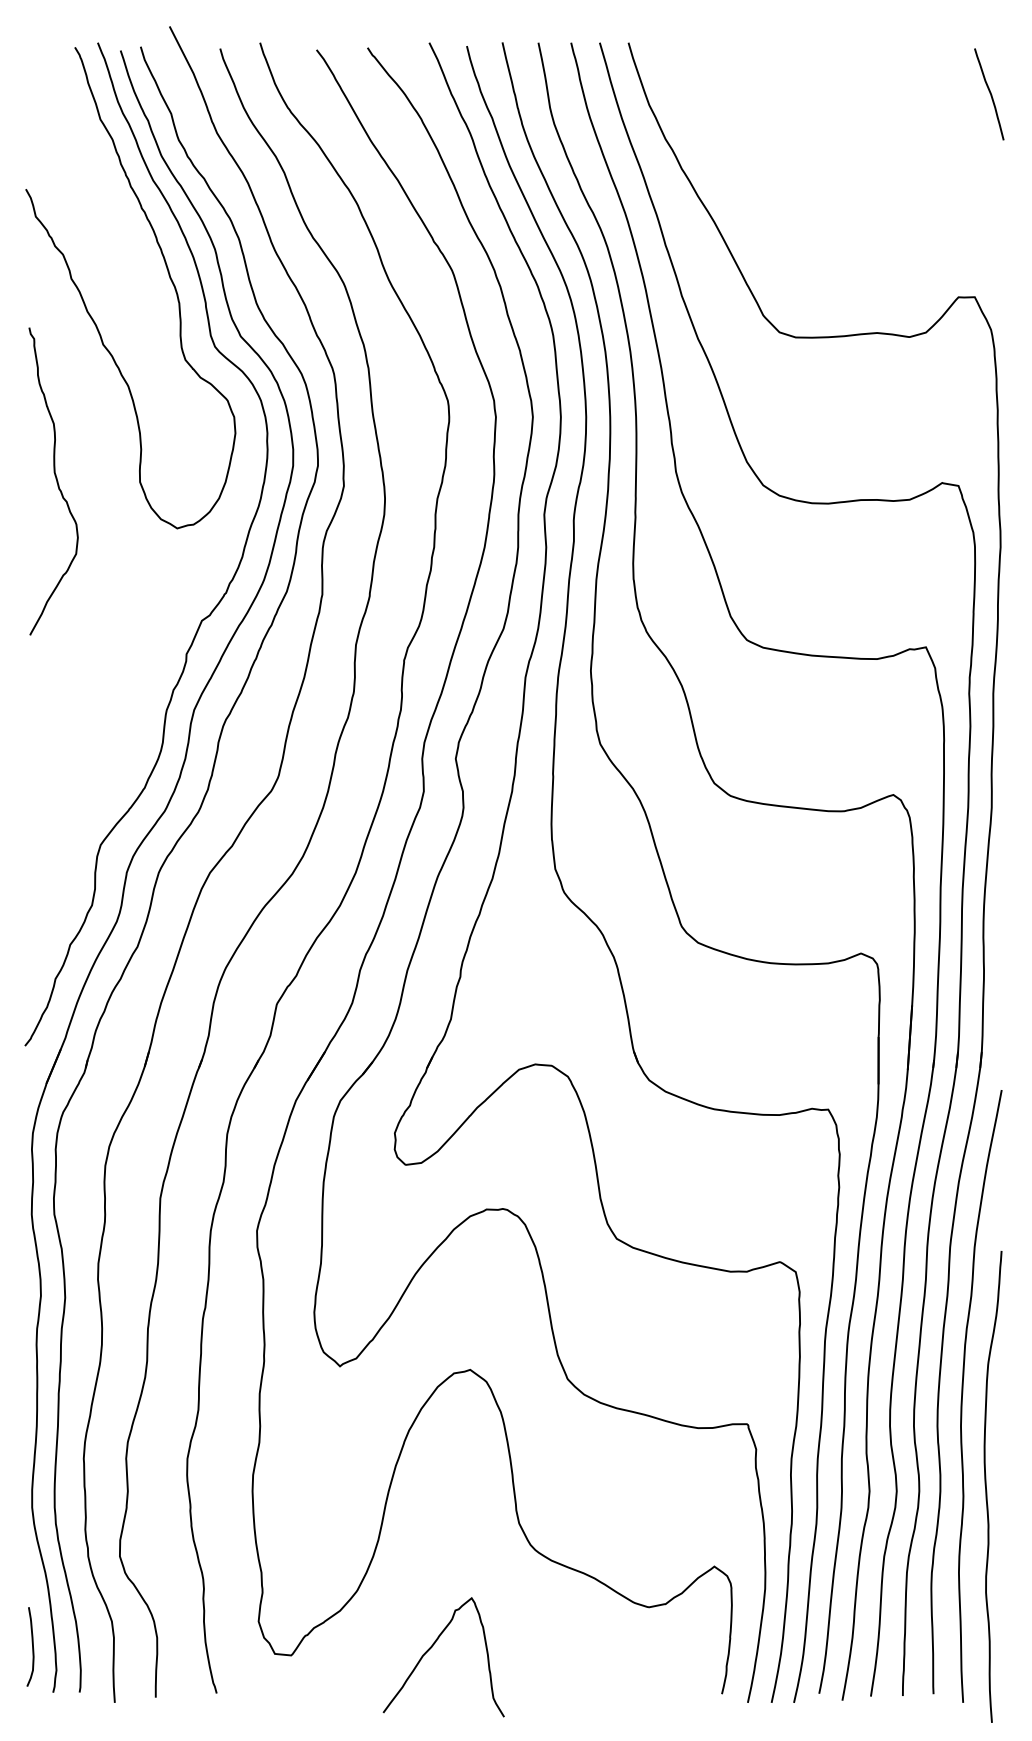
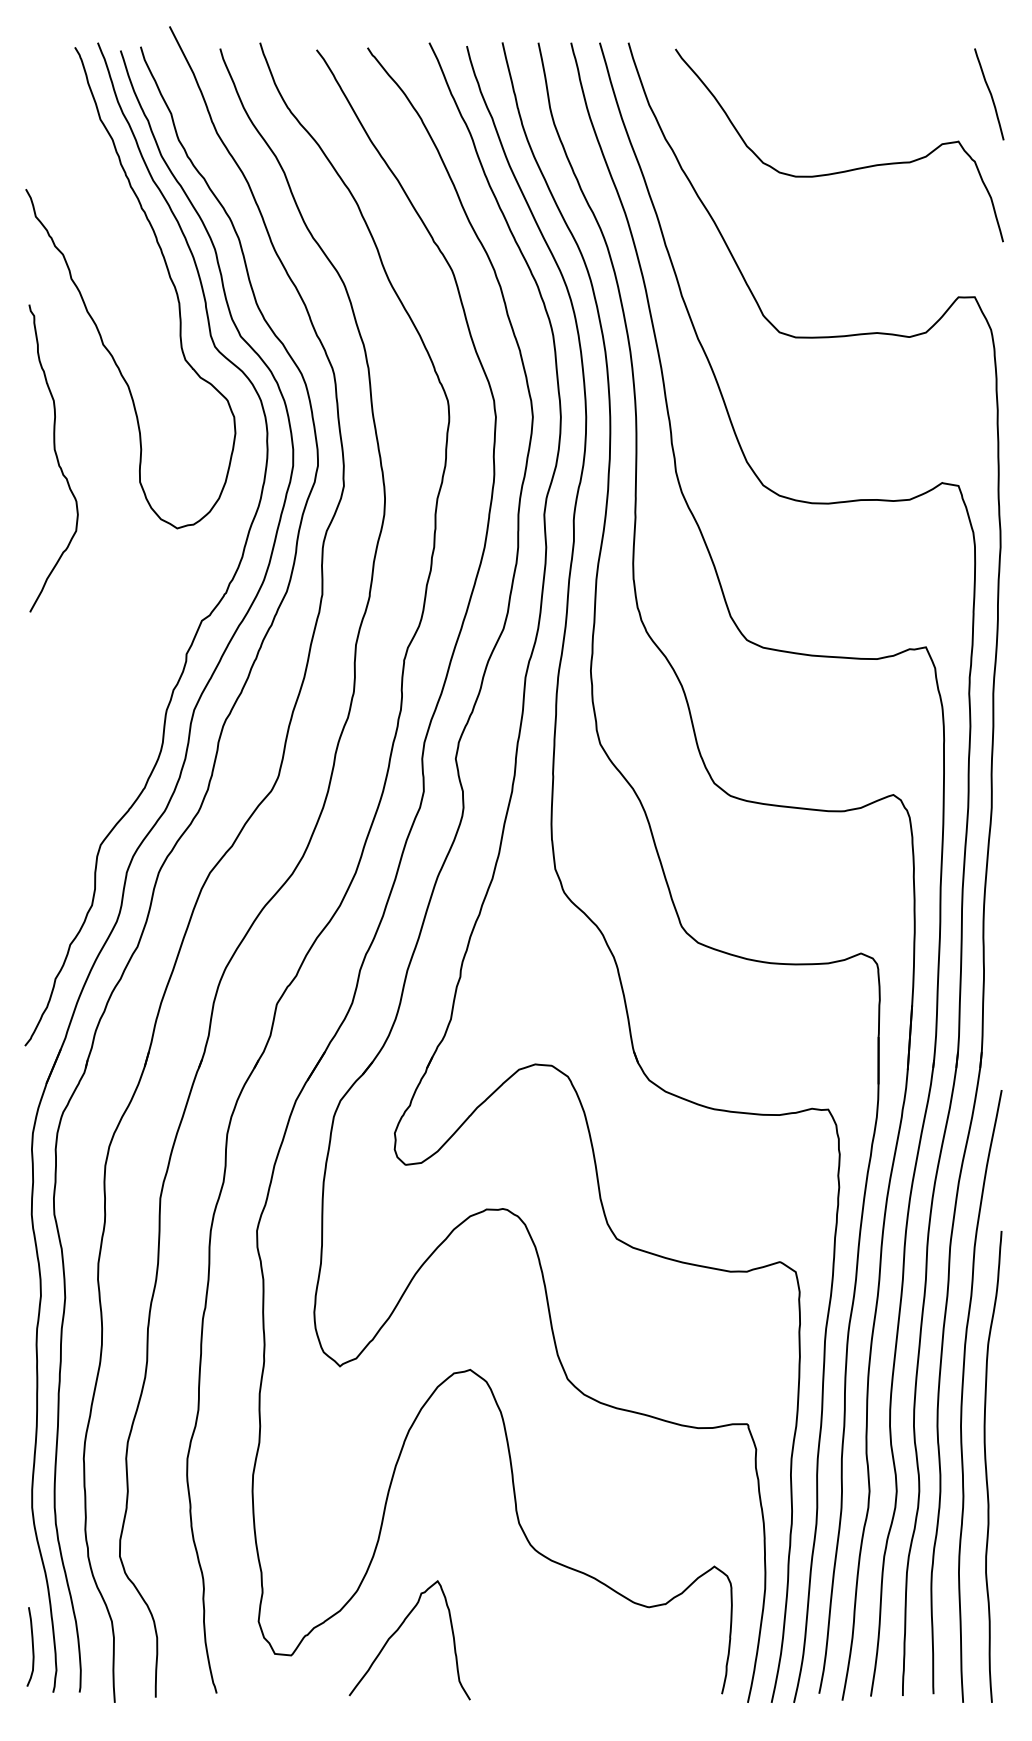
curve: none -> present (844, 170)
curve position: (55, 479) -> (55, 456) (55, 456)
curve position: (986, 1486) -> (986, 1466) (986, 1466)
curve position: (433, 1646) -> (399, 1629) (399, 1629)
